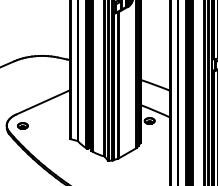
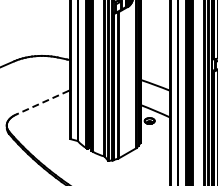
line: solid -> dashed (42, 102)
part: present -> none (22, 125)
